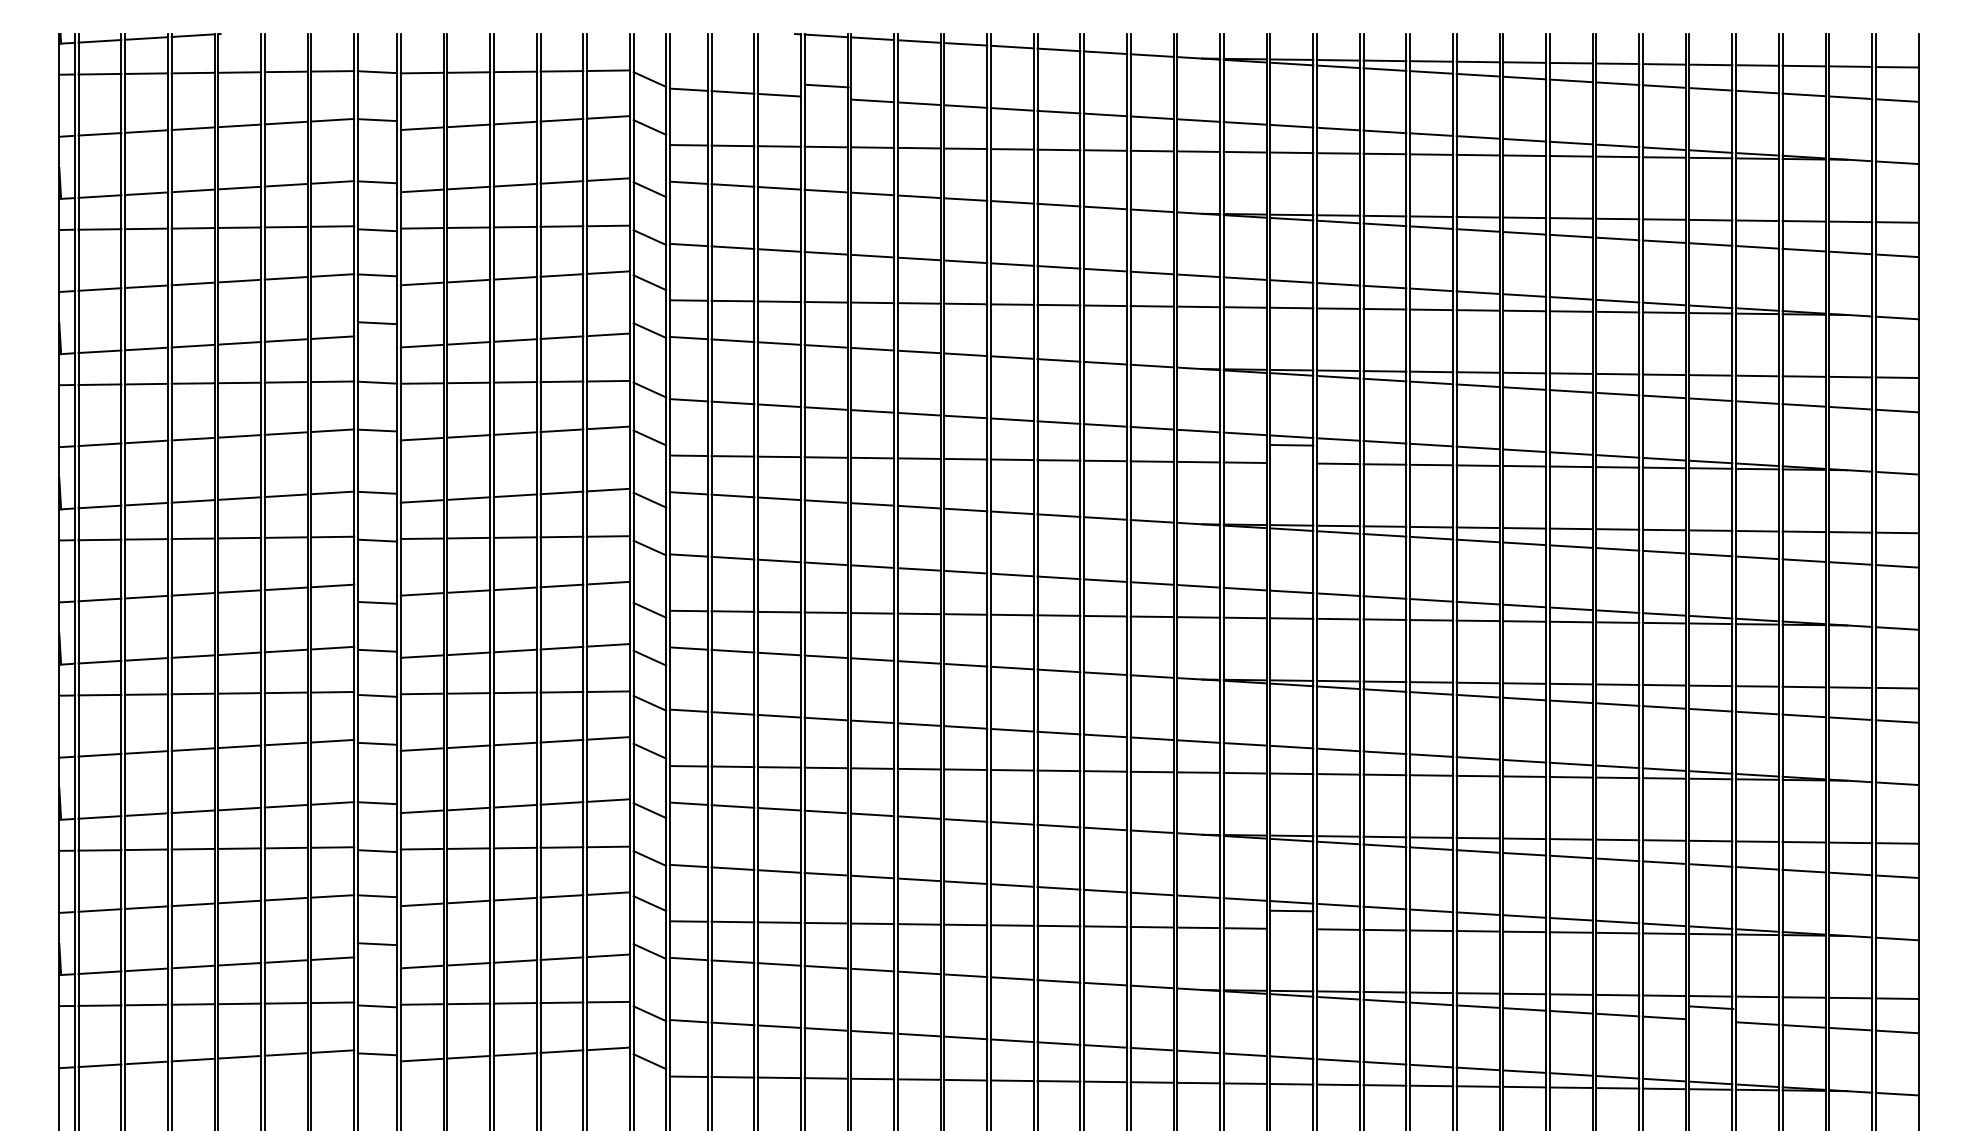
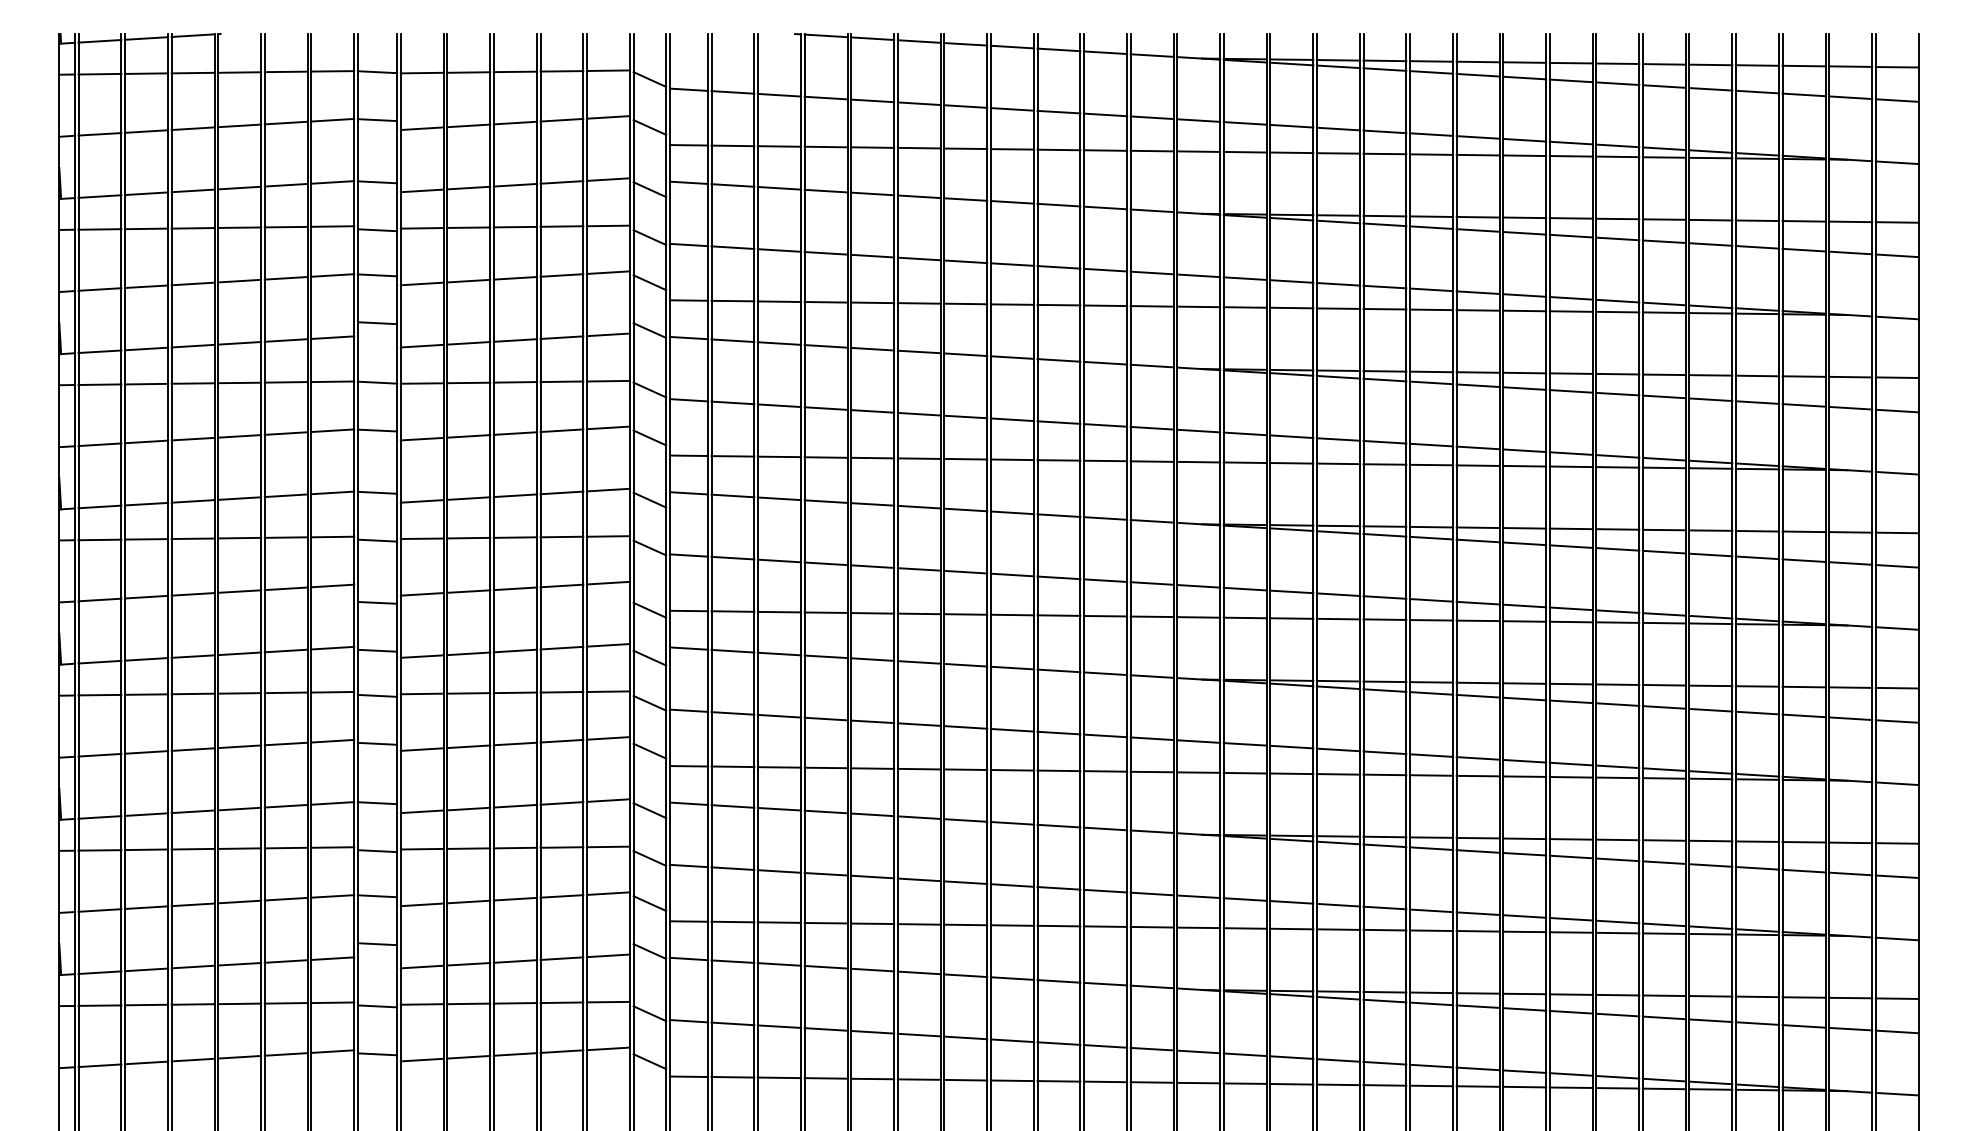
line position: (826, 85) -> (825, 97) (825, 97)
line position: (1291, 445) -> (1291, 463) (1291, 463)
line position: (1291, 910) -> (1291, 928) (1291, 928)
line position: (1711, 1007) -> (1710, 1020) (1710, 1020)
